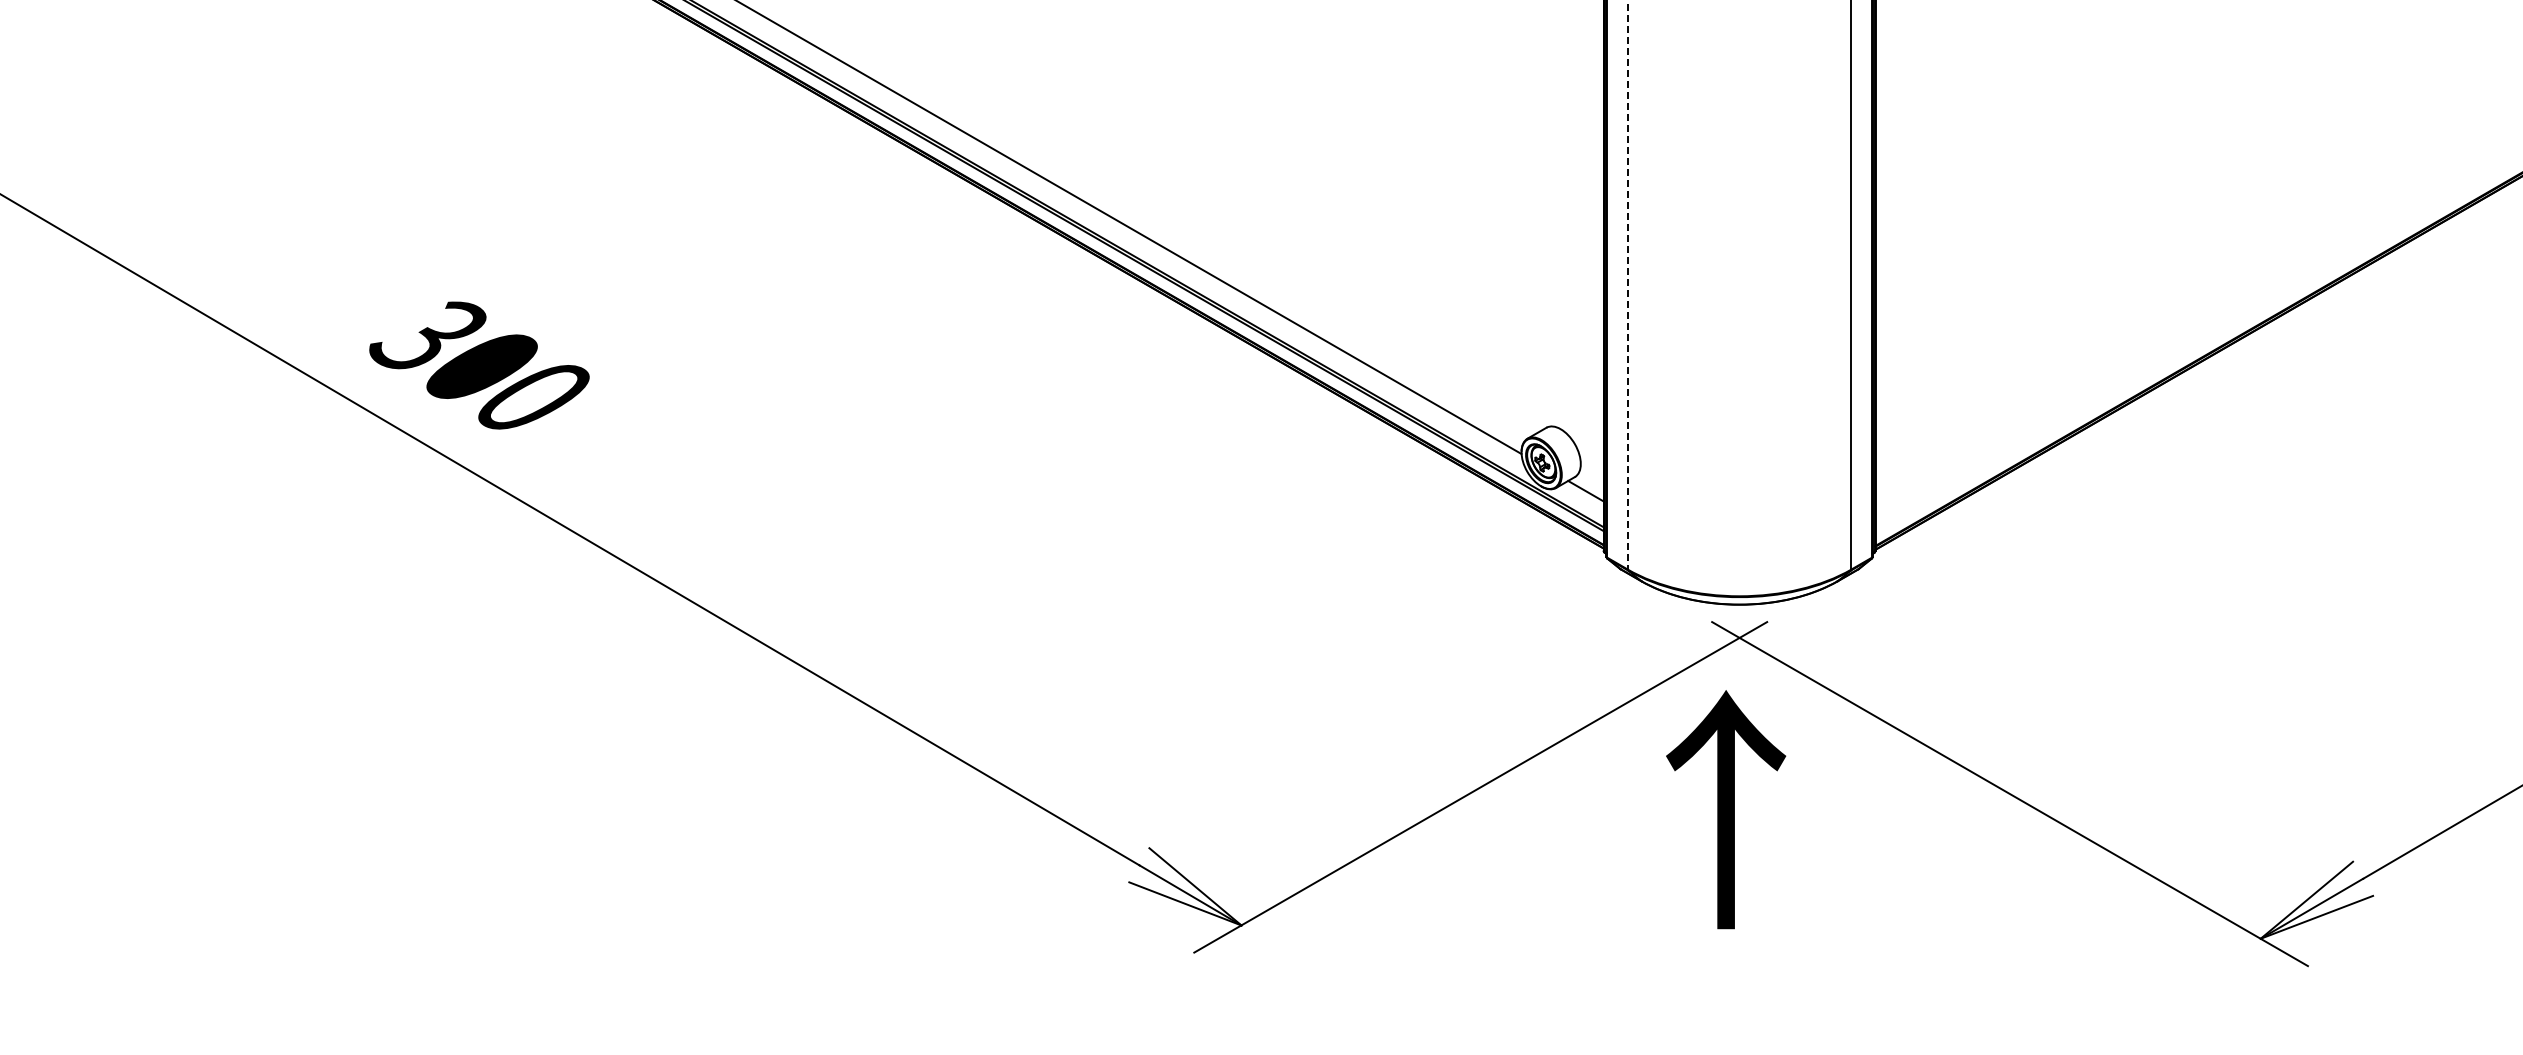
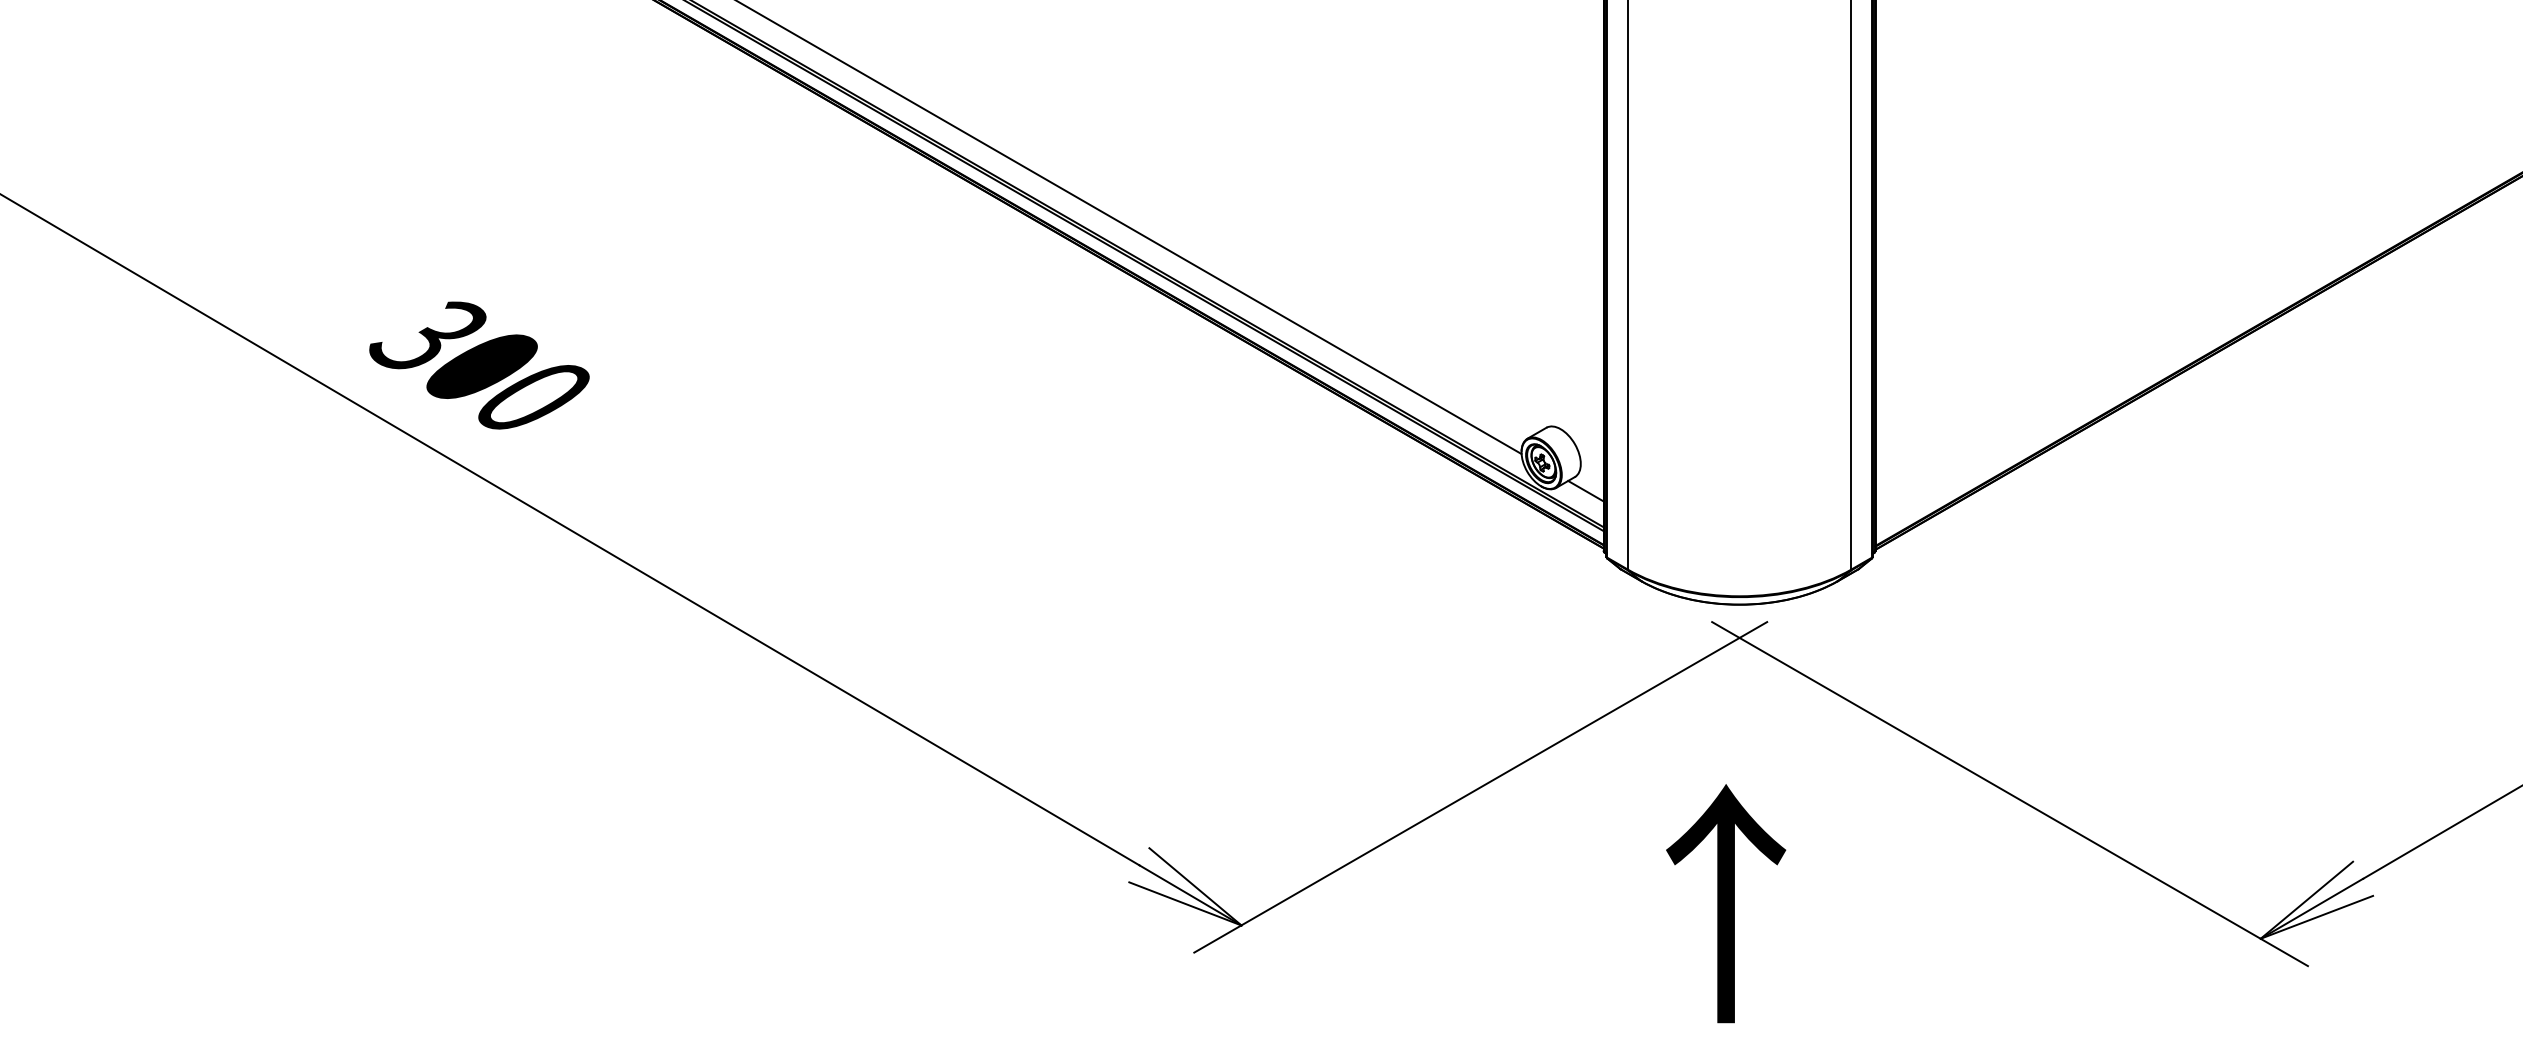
line: dashed -> solid (1627, 285)
text position: (1726, 809) -> (1726, 903) (1726, 903)
